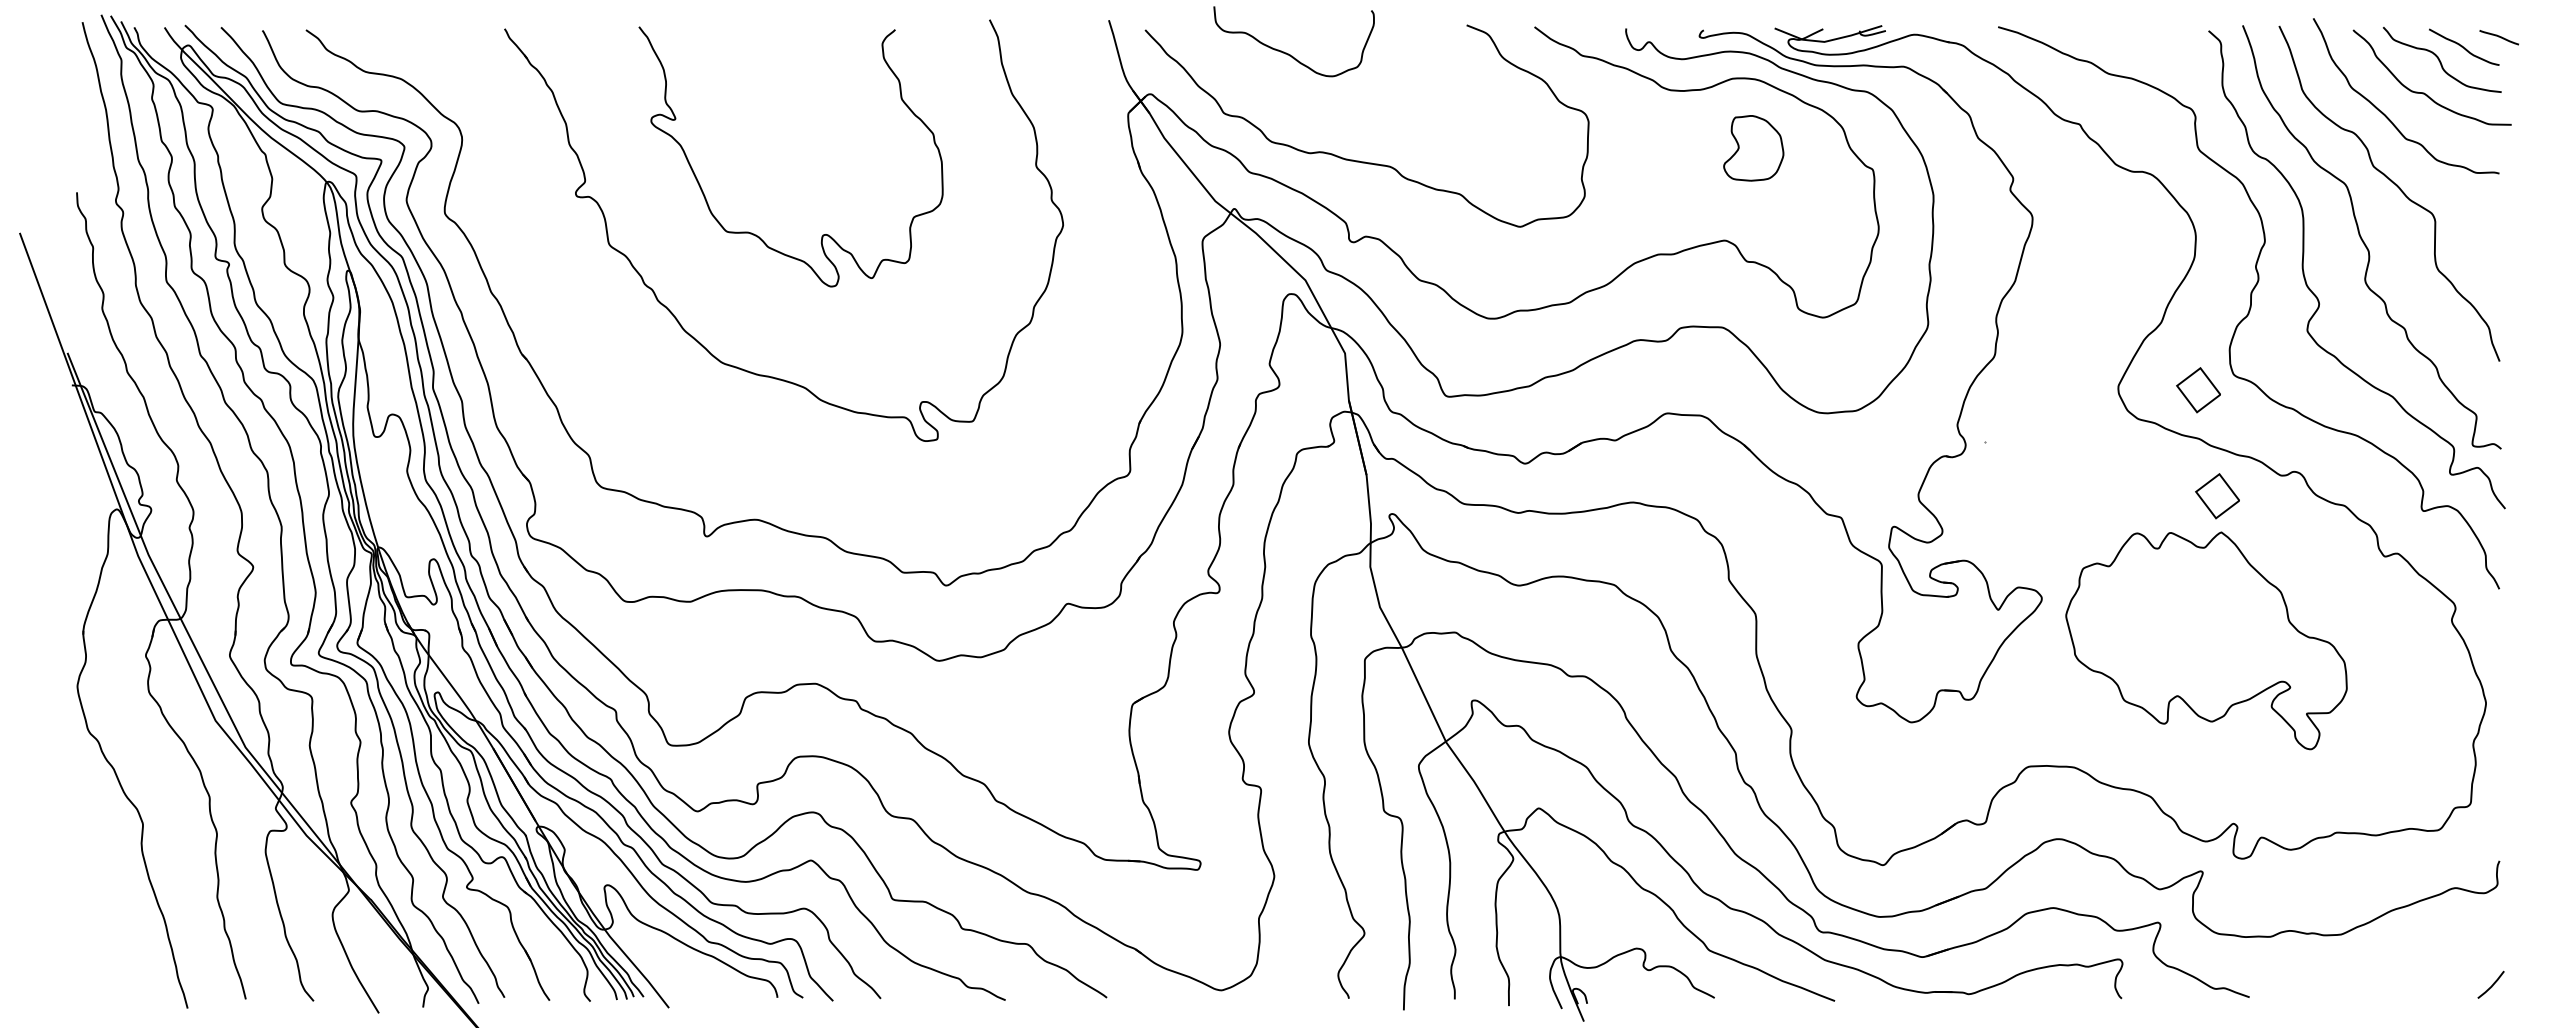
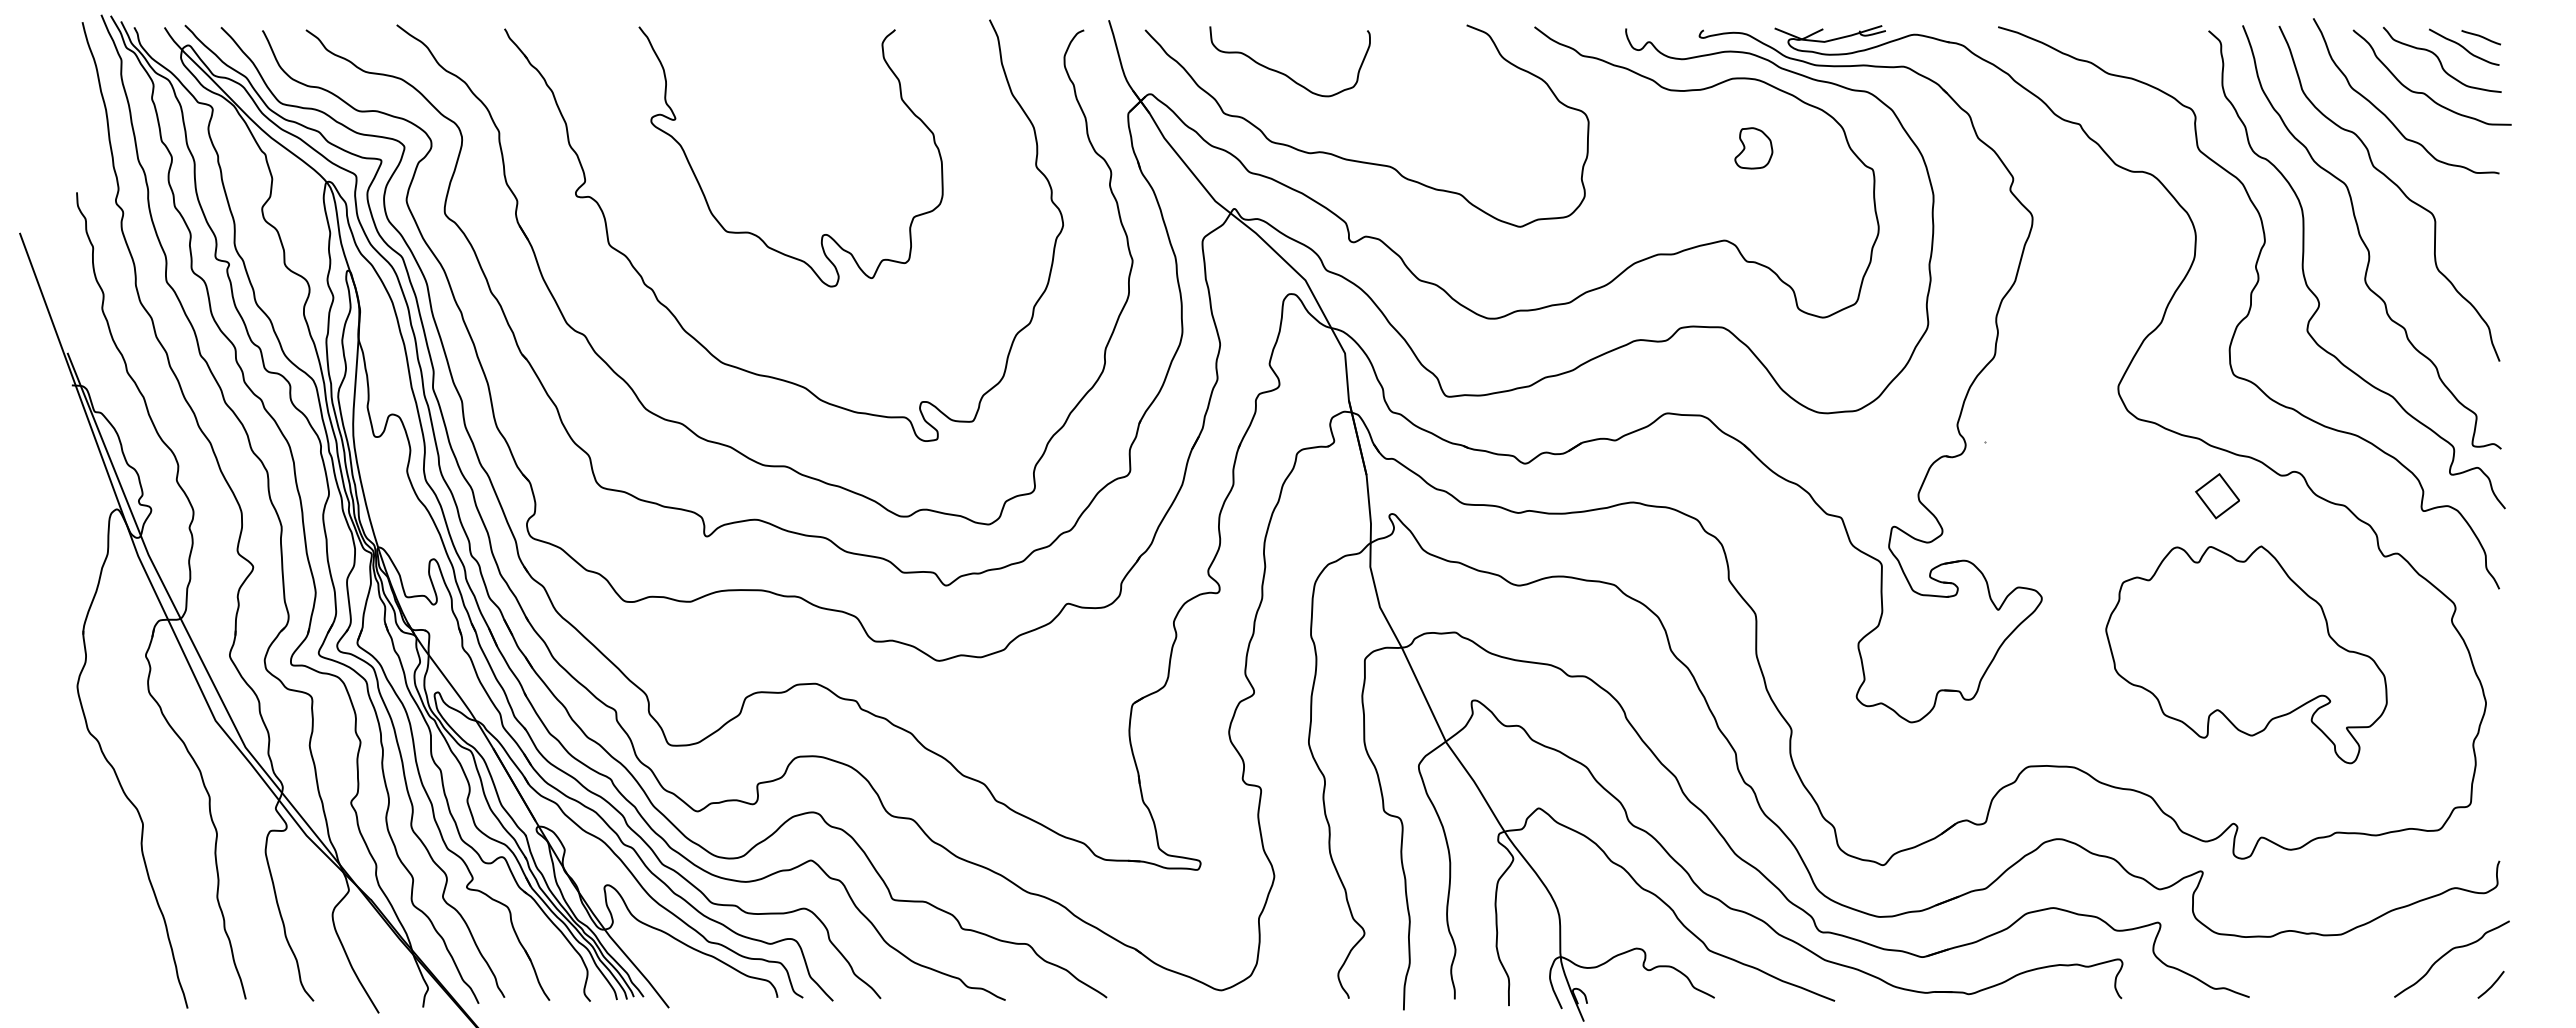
curve position: (2498, 37) -> (2480, 37) (2480, 37)
curve position: (1288, 53) -> (1284, 73) (1284, 73)
part size: 62x67 px -> 40x43 px (1753, 148)
part: present -> none (2198, 390)
part: none -> present (683, 423)
part position: (2206, 640) -> (2246, 654) (2246, 654)
curve: none -> present (2448, 953)
